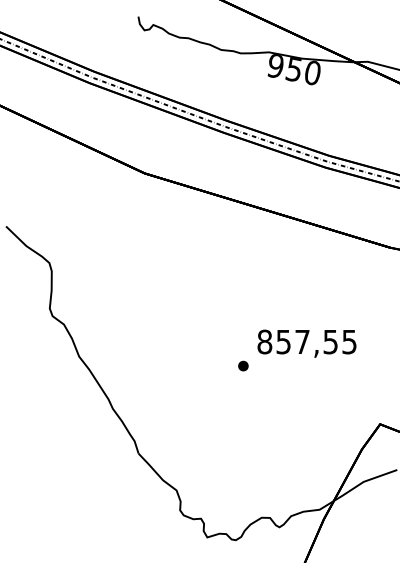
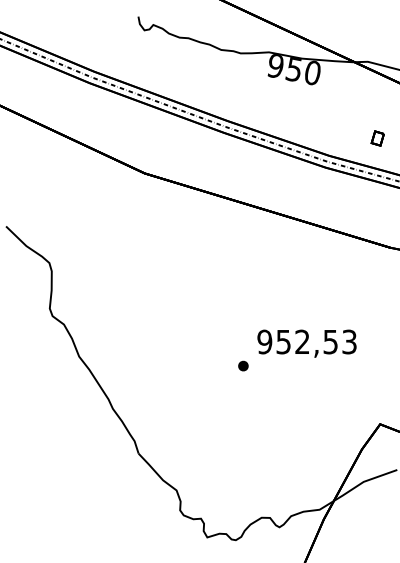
part: none -> present (377, 138)
text: 857,55 -> 952,53 (306, 341)
